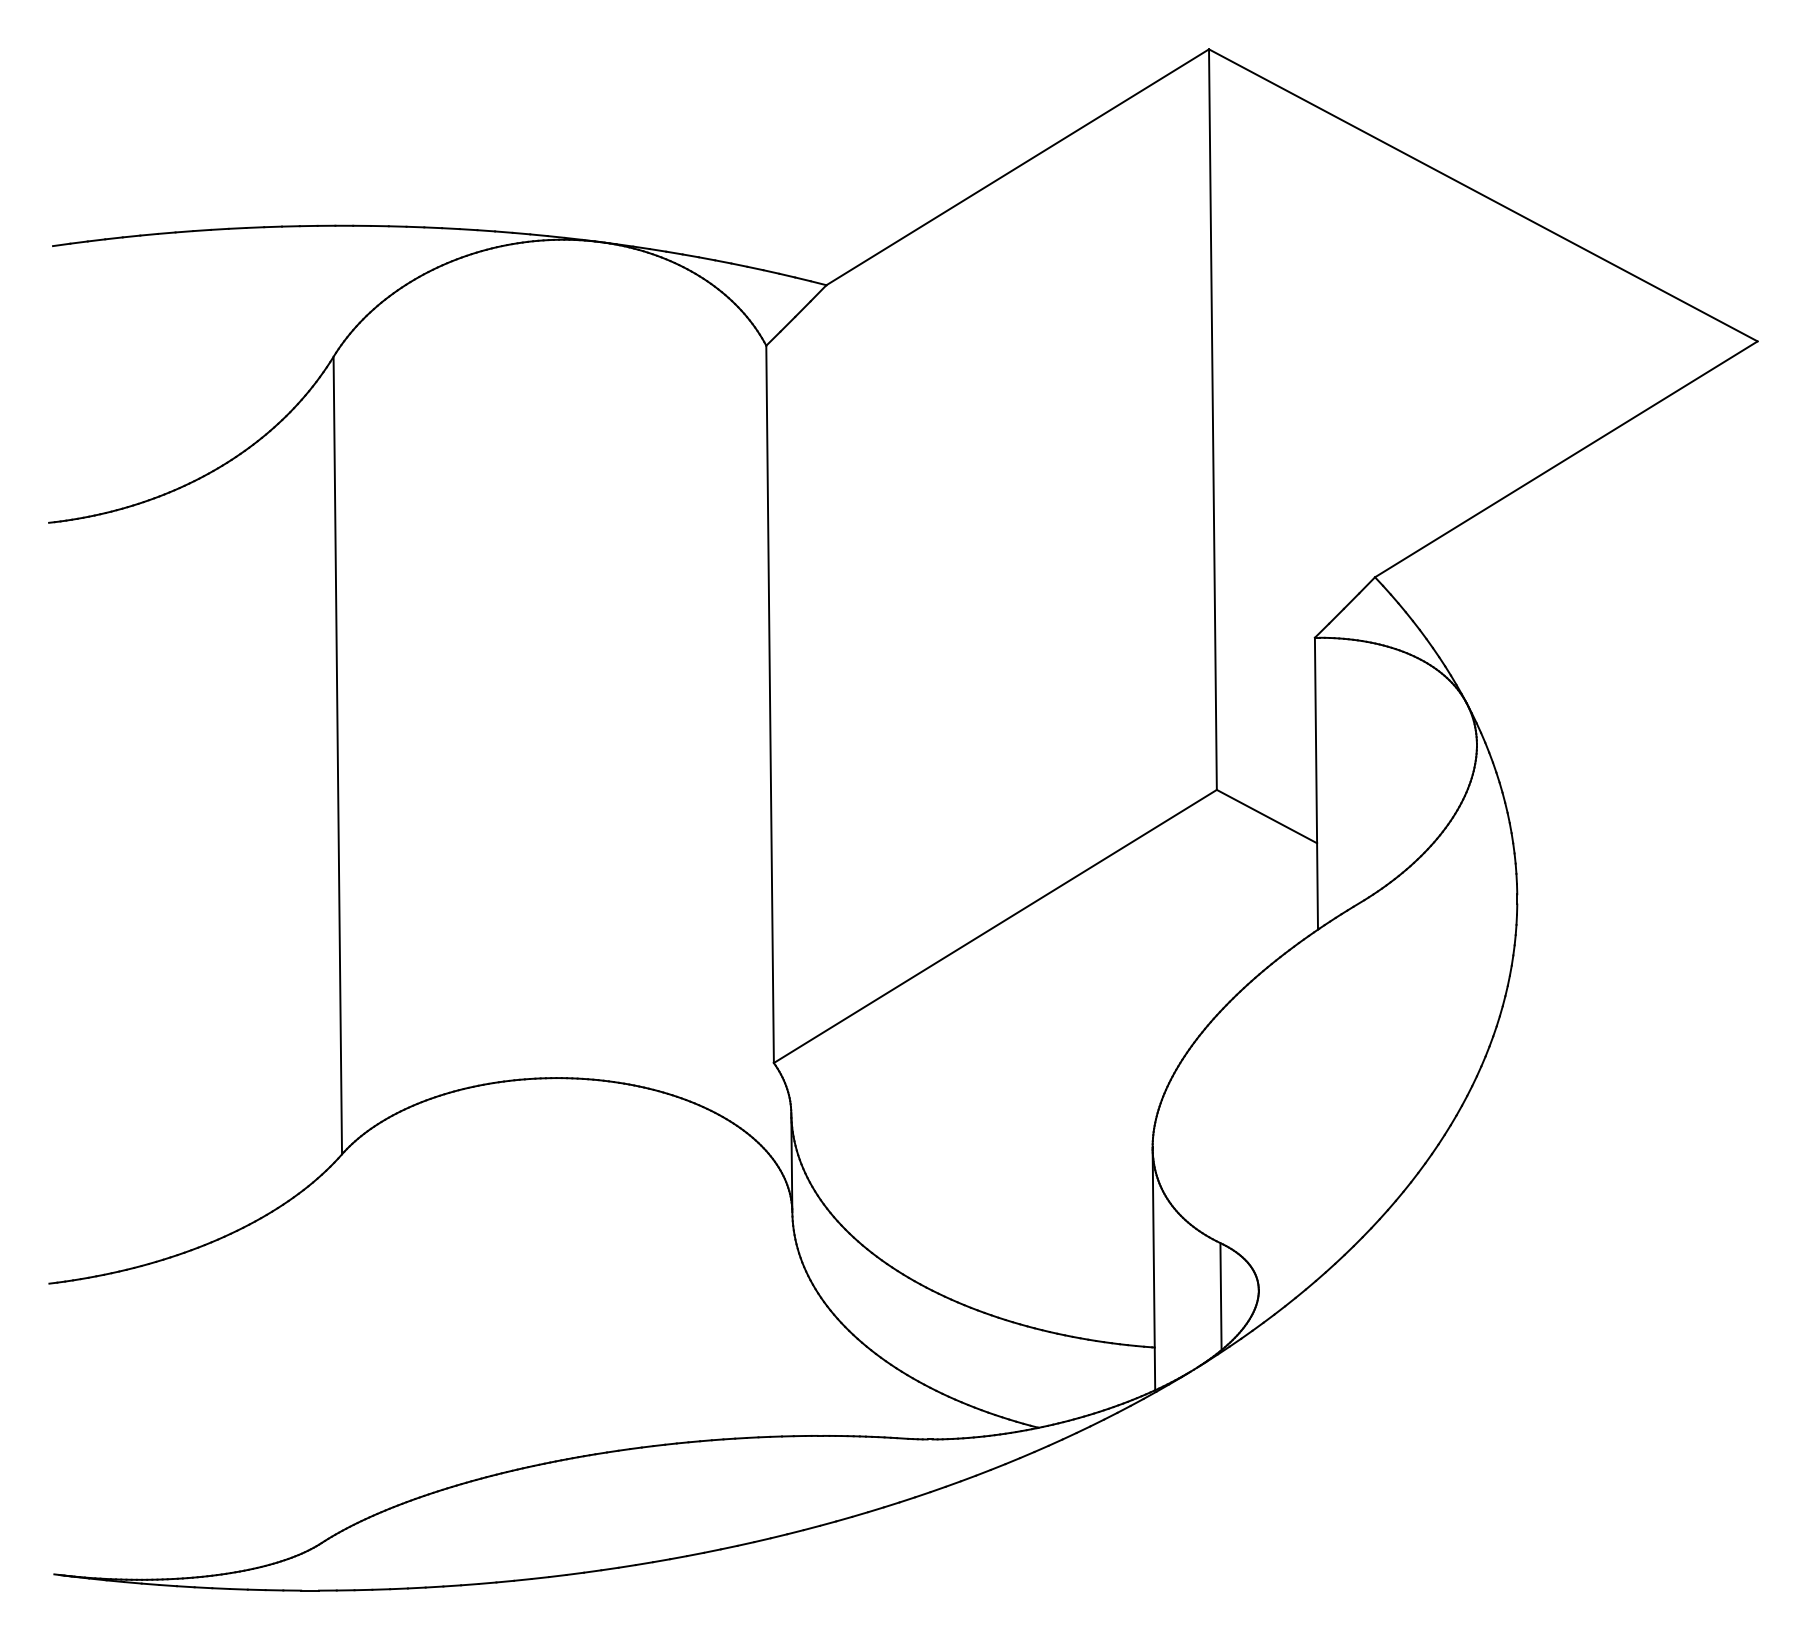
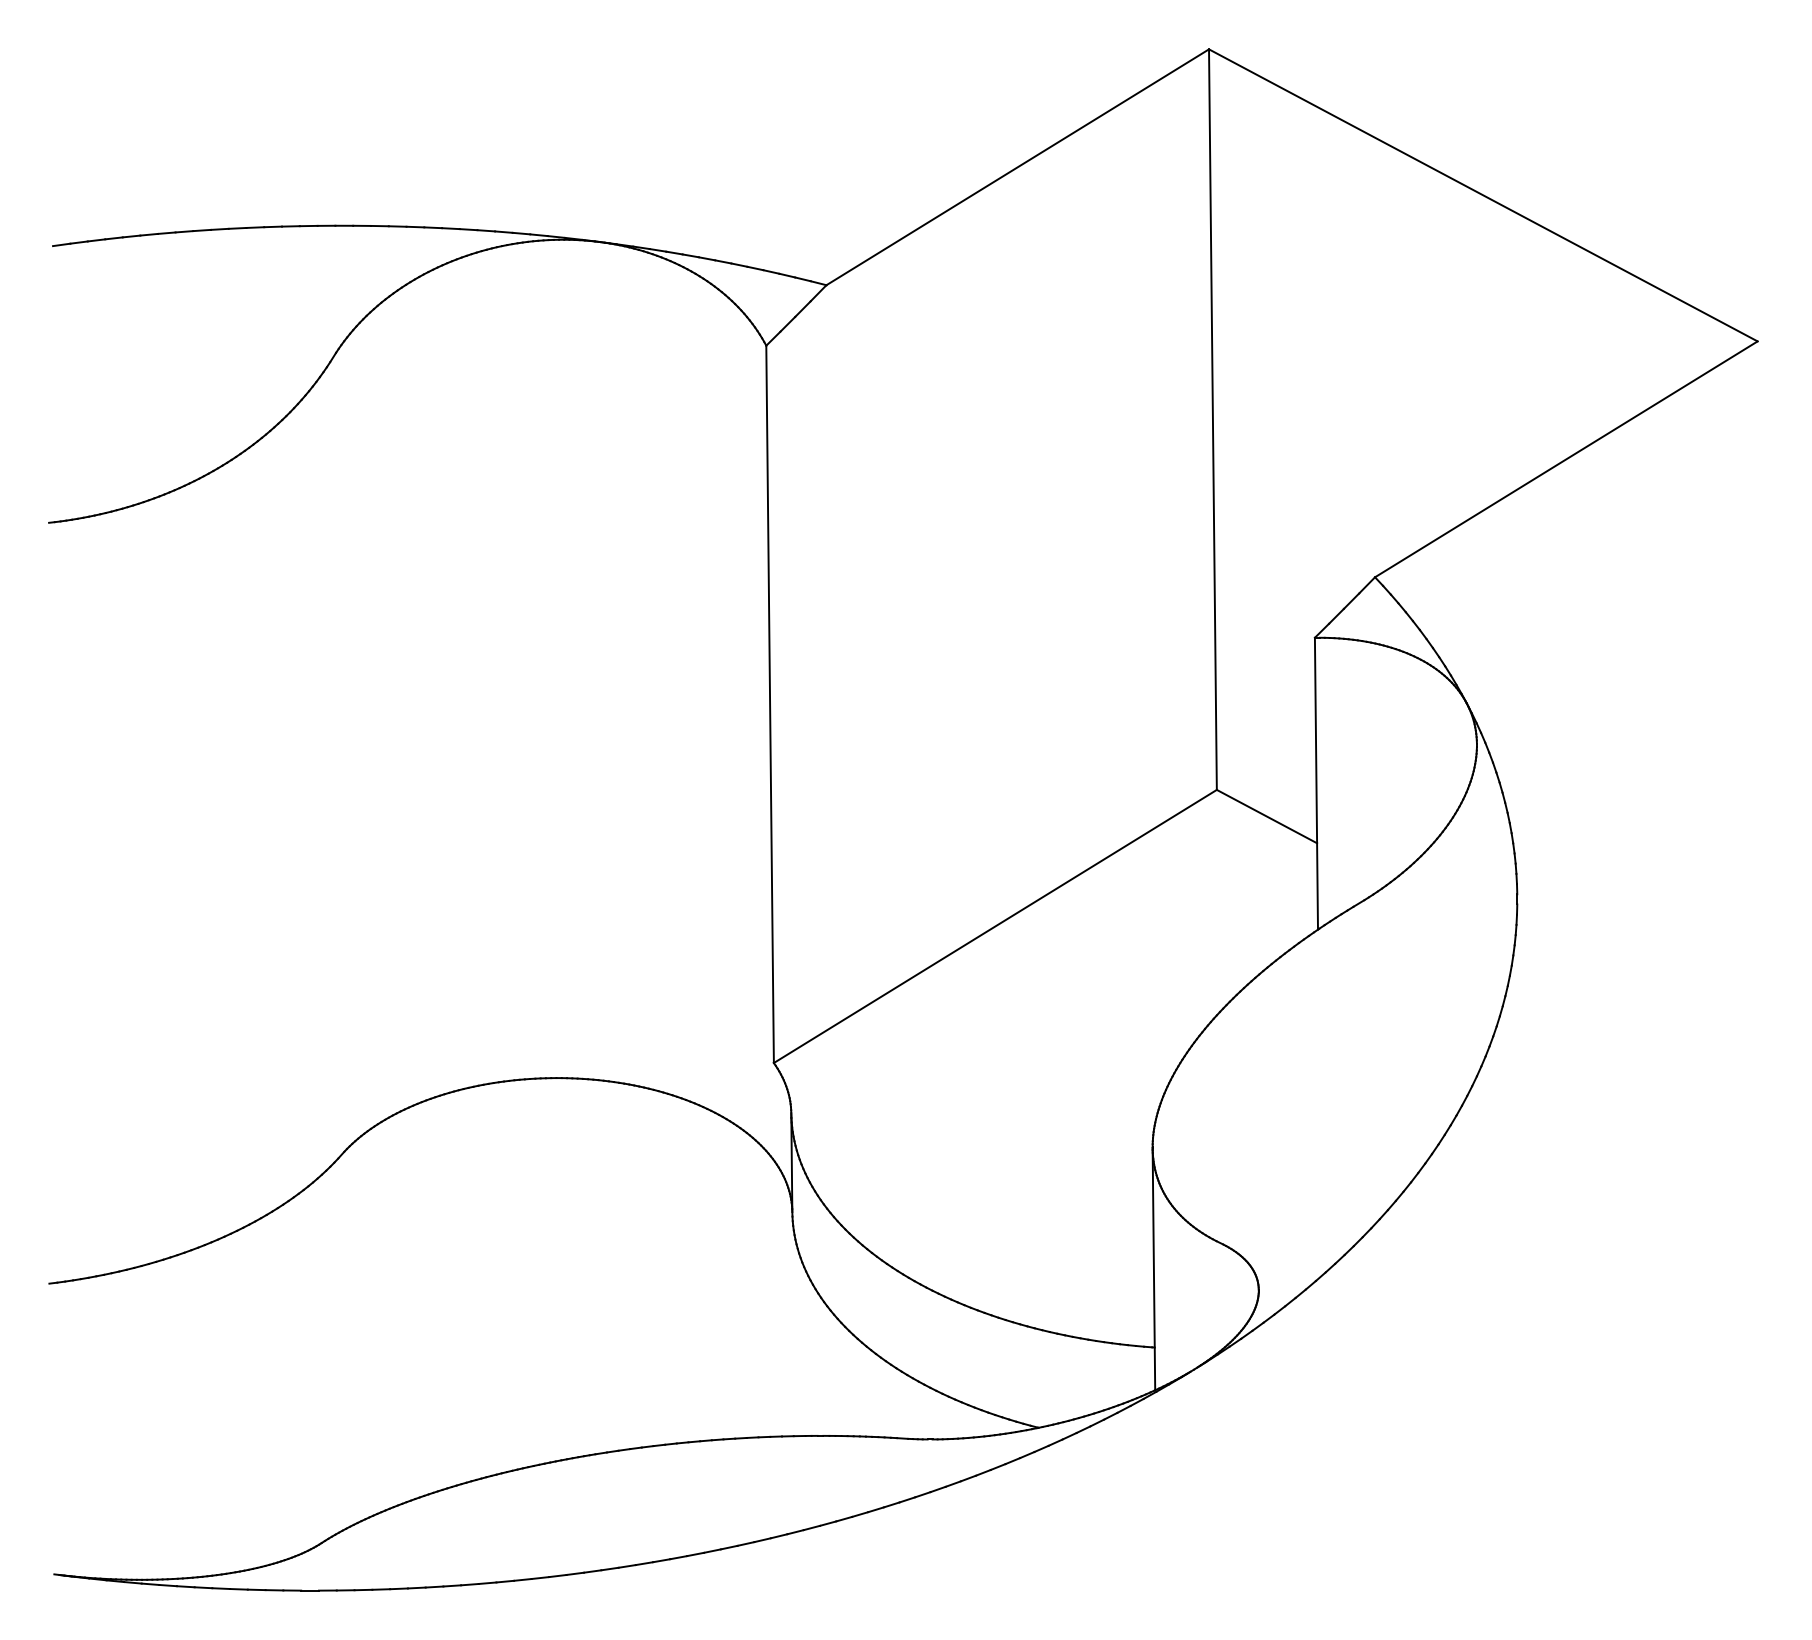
line: present -> none (337, 755)
line: present -> none (1220, 1296)
